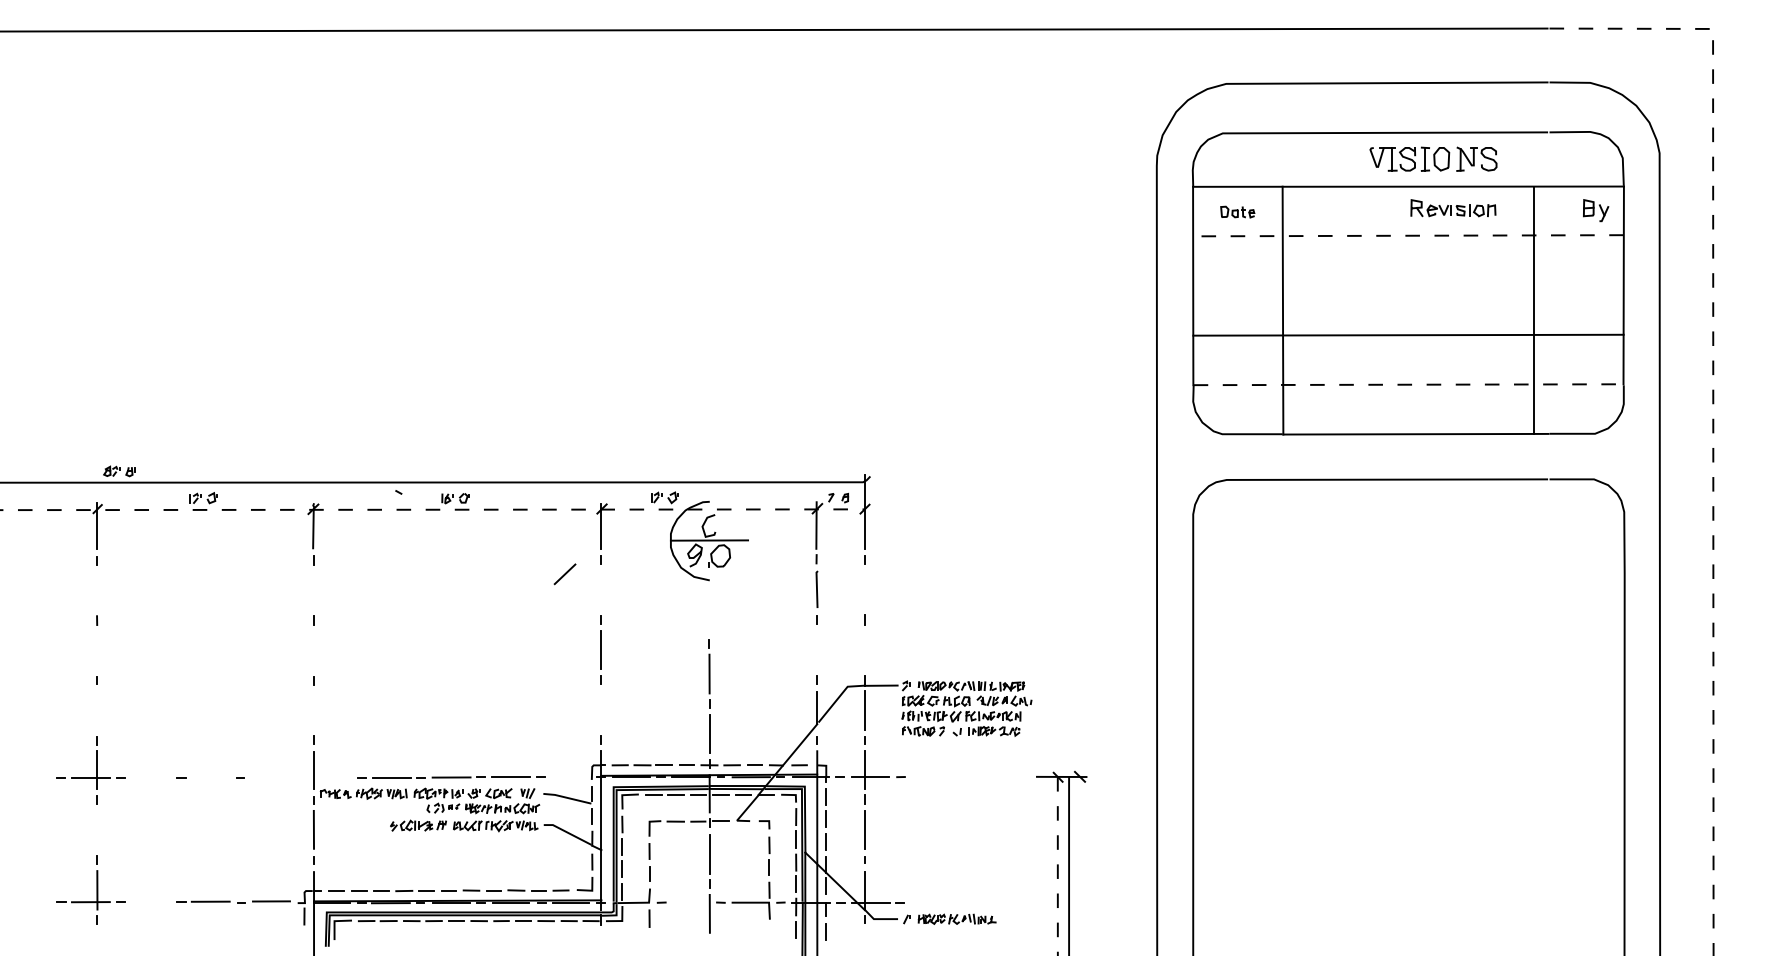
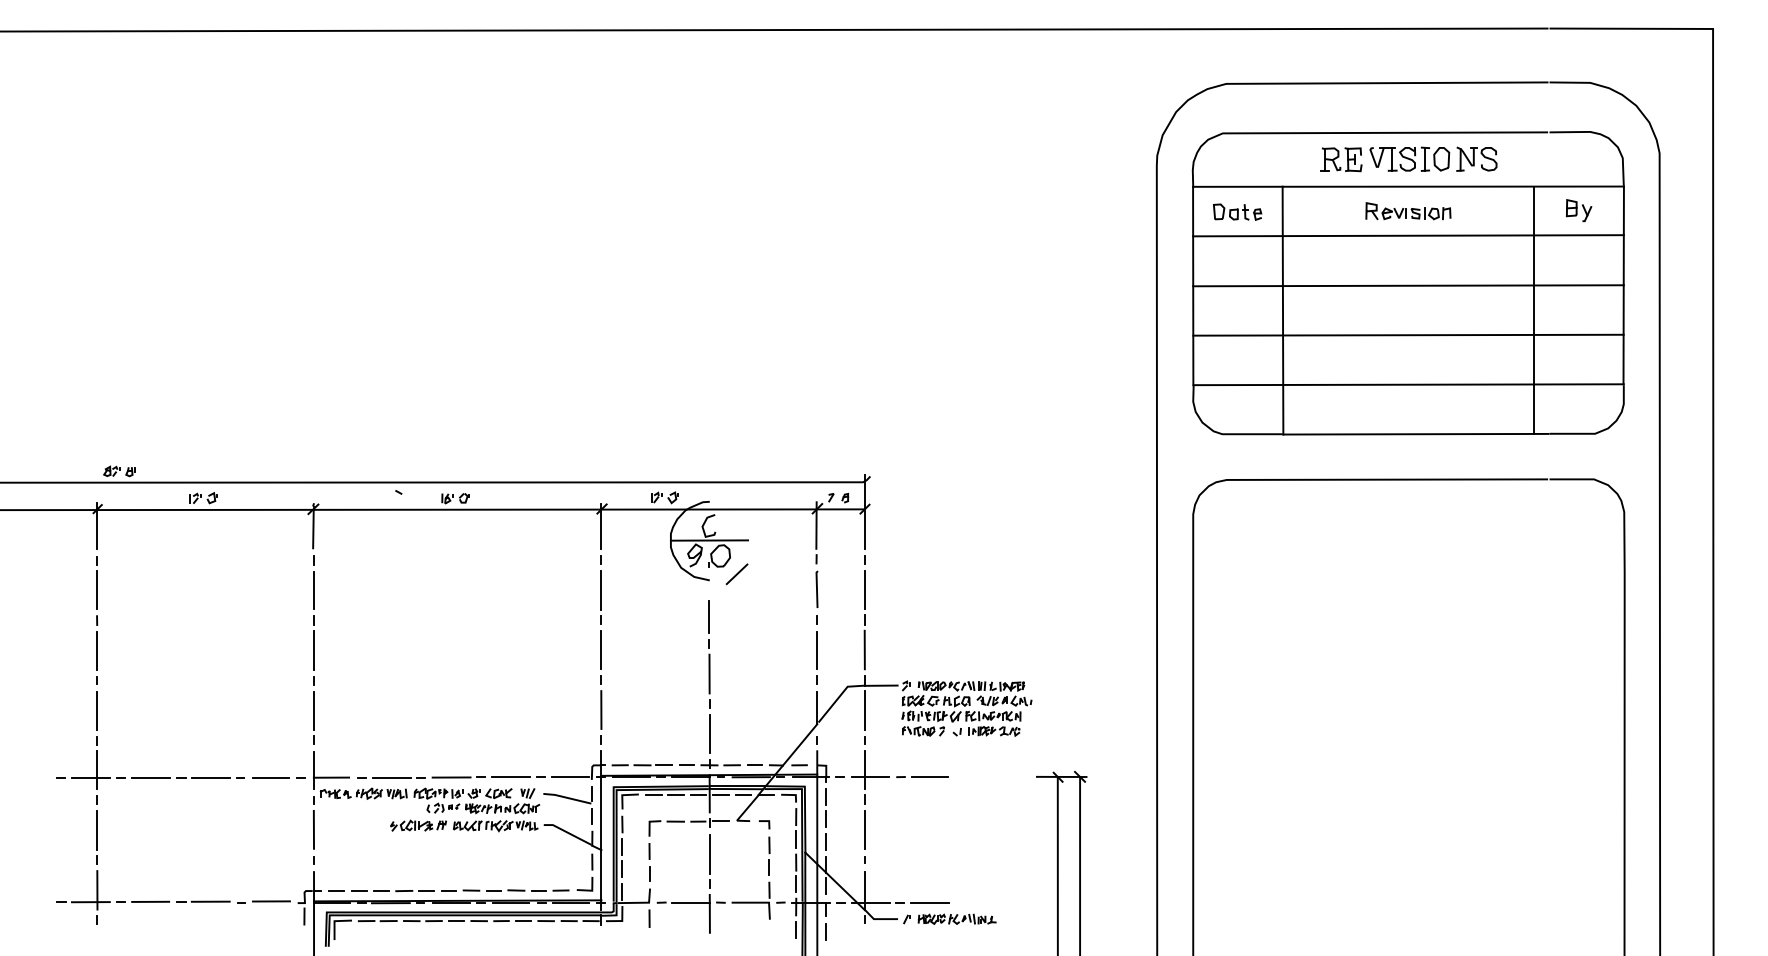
part: none -> present (1341, 159)
part position: (1453, 208) -> (1408, 211) (1408, 211)
part position: (1596, 210) -> (1579, 210) (1579, 210)
part size: 36x14 px -> 50x18 px (1237, 211)
line: dashed -> solid (1407, 235)
line: none -> present (1408, 285)
line: dashed -> solid (1409, 384)
line: dashed -> solid (1713, 409)
line: dashed -> solid (432, 509)
line position: (564, 574) -> (736, 574) (736, 574)
line: none -> present (97, 589)
line: none -> present (313, 589)
line: none -> present (601, 589)
line: none -> present (864, 589)
line: none -> present (709, 616)
line: none -> present (817, 649)
line: none -> present (864, 649)
line: none -> present (313, 650)
line: none -> present (97, 651)
line: none -> present (601, 709)
line: none -> present (97, 710)
line: none -> present (313, 710)
line: none -> present (150, 777)
line: none -> present (211, 777)
line: none -> present (278, 777)
line: none -> present (331, 777)
line: none -> present (570, 777)
line: none -> present (930, 777)
line: none -> present (97, 829)
line position: (1069, 864) -> (1080, 864) (1080, 864)
line: dashed -> solid (1057, 866)
line: none -> present (150, 901)
line: none -> present (690, 902)
line: none -> present (929, 902)
